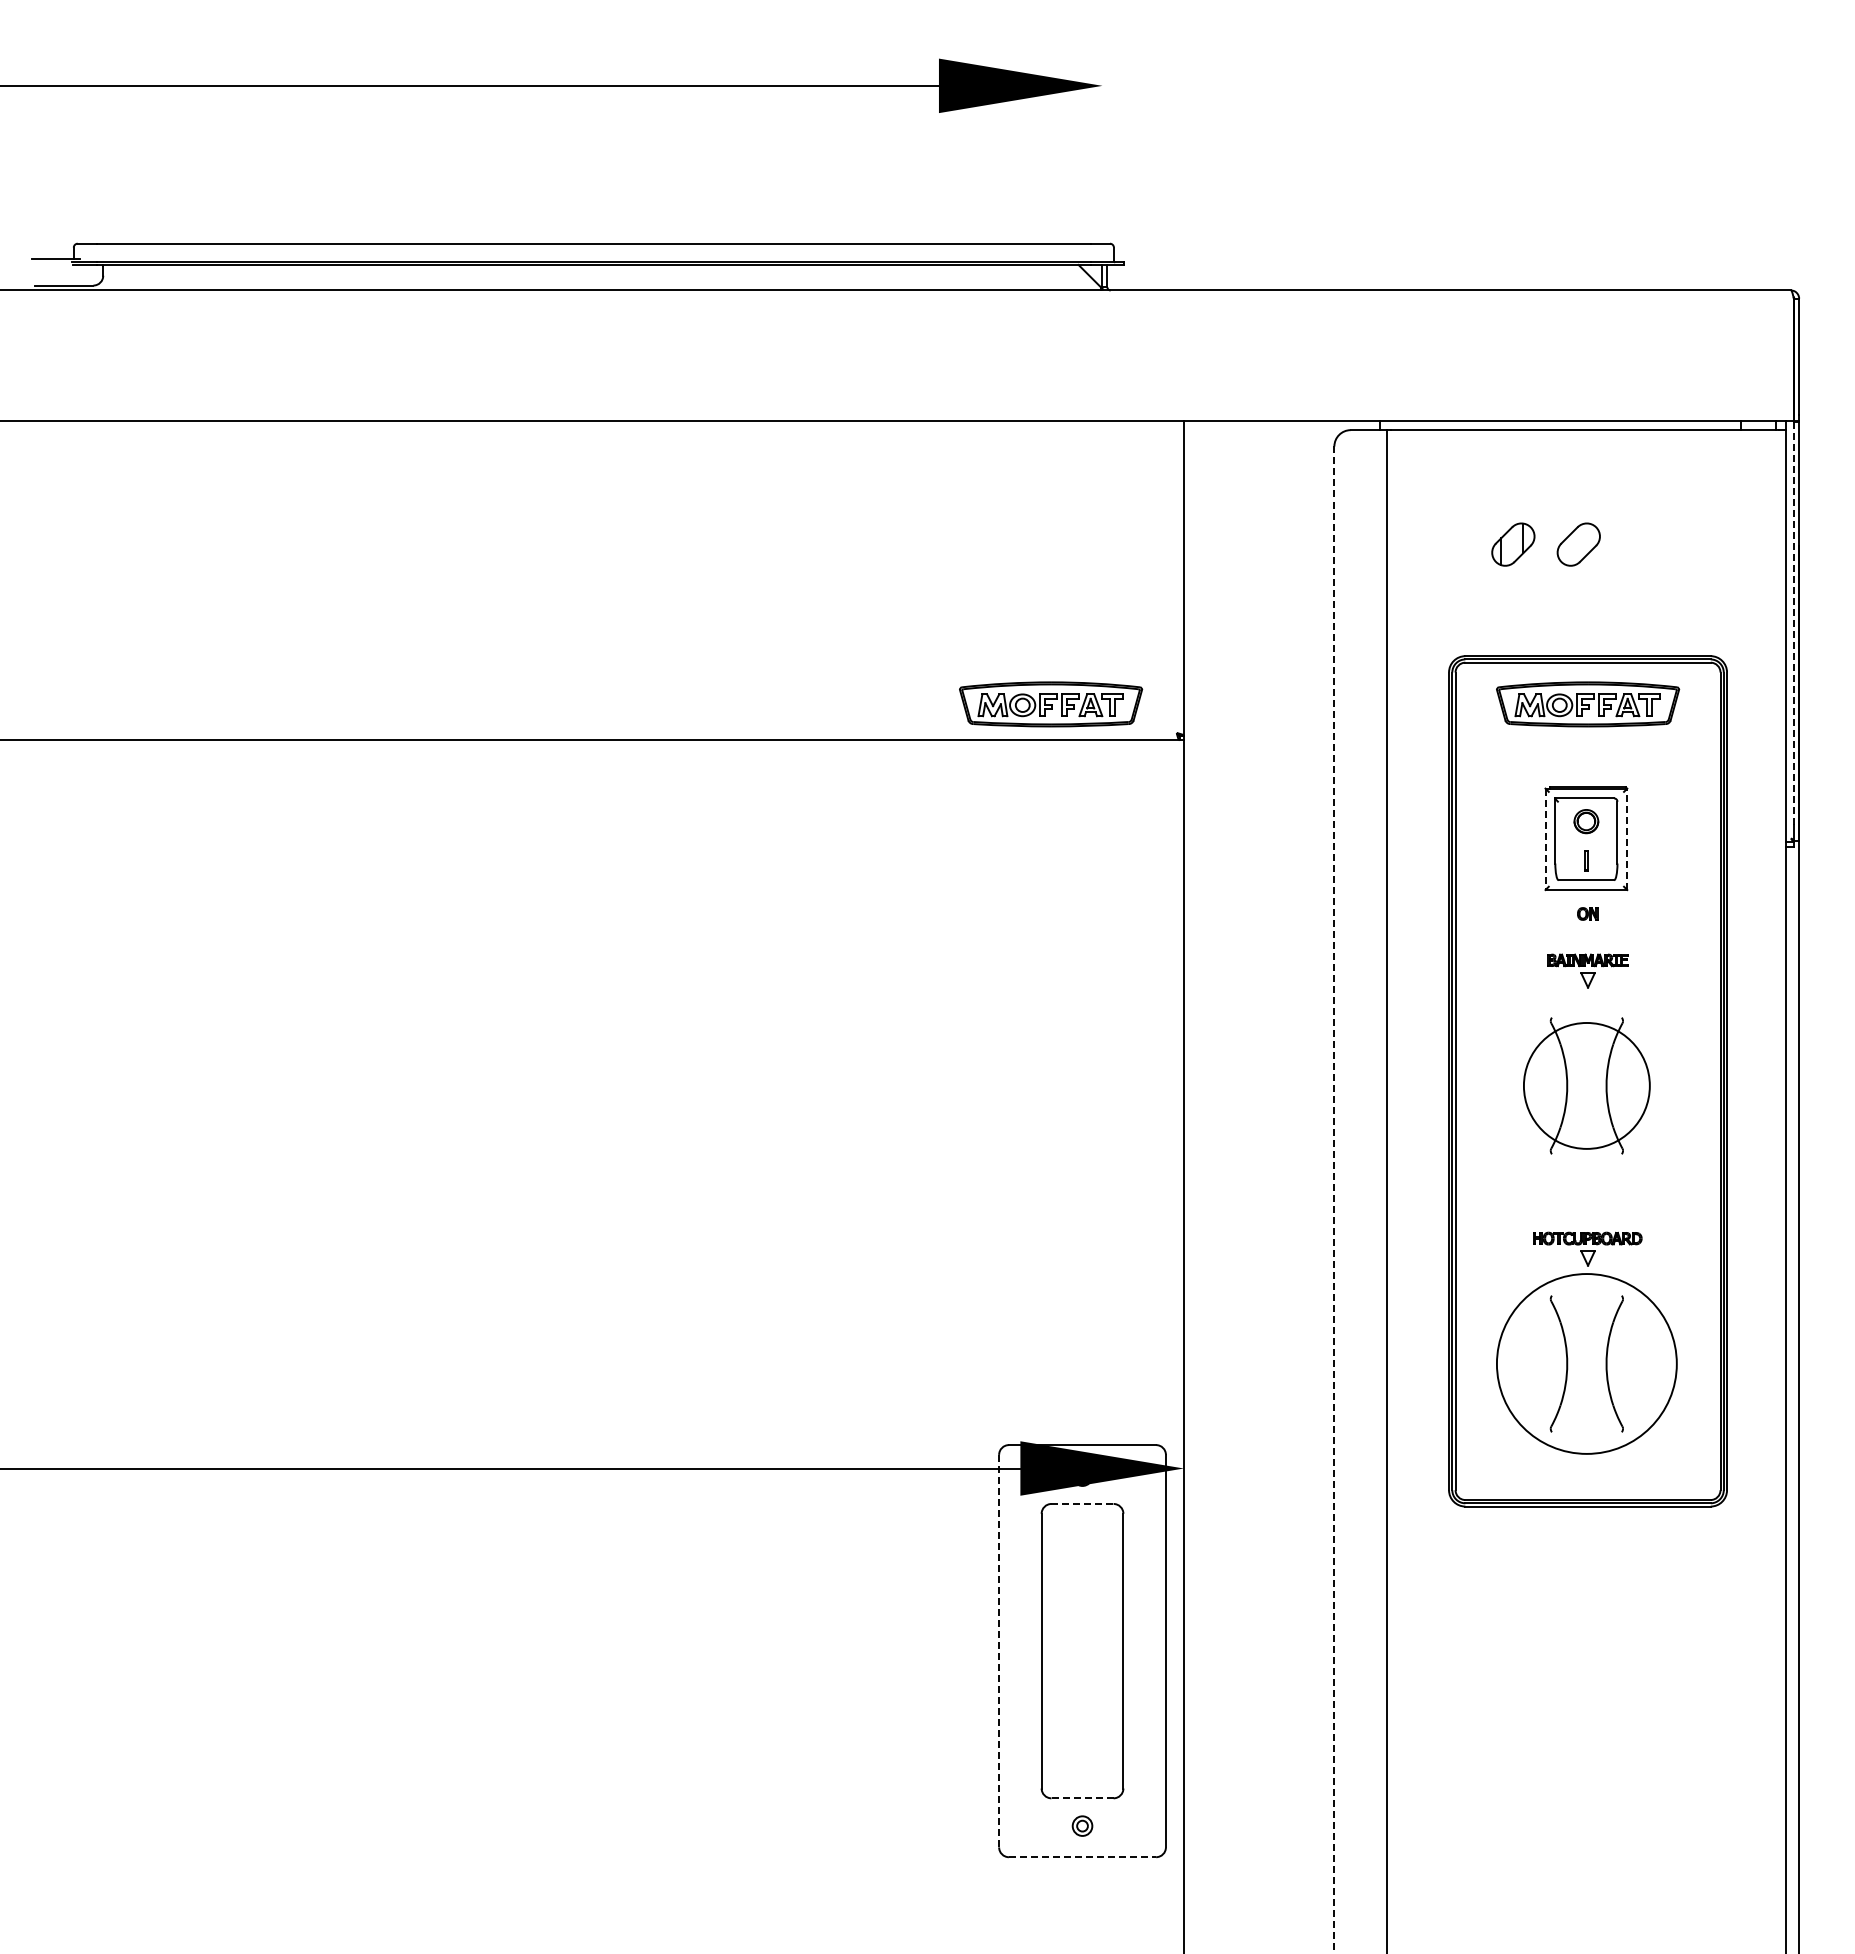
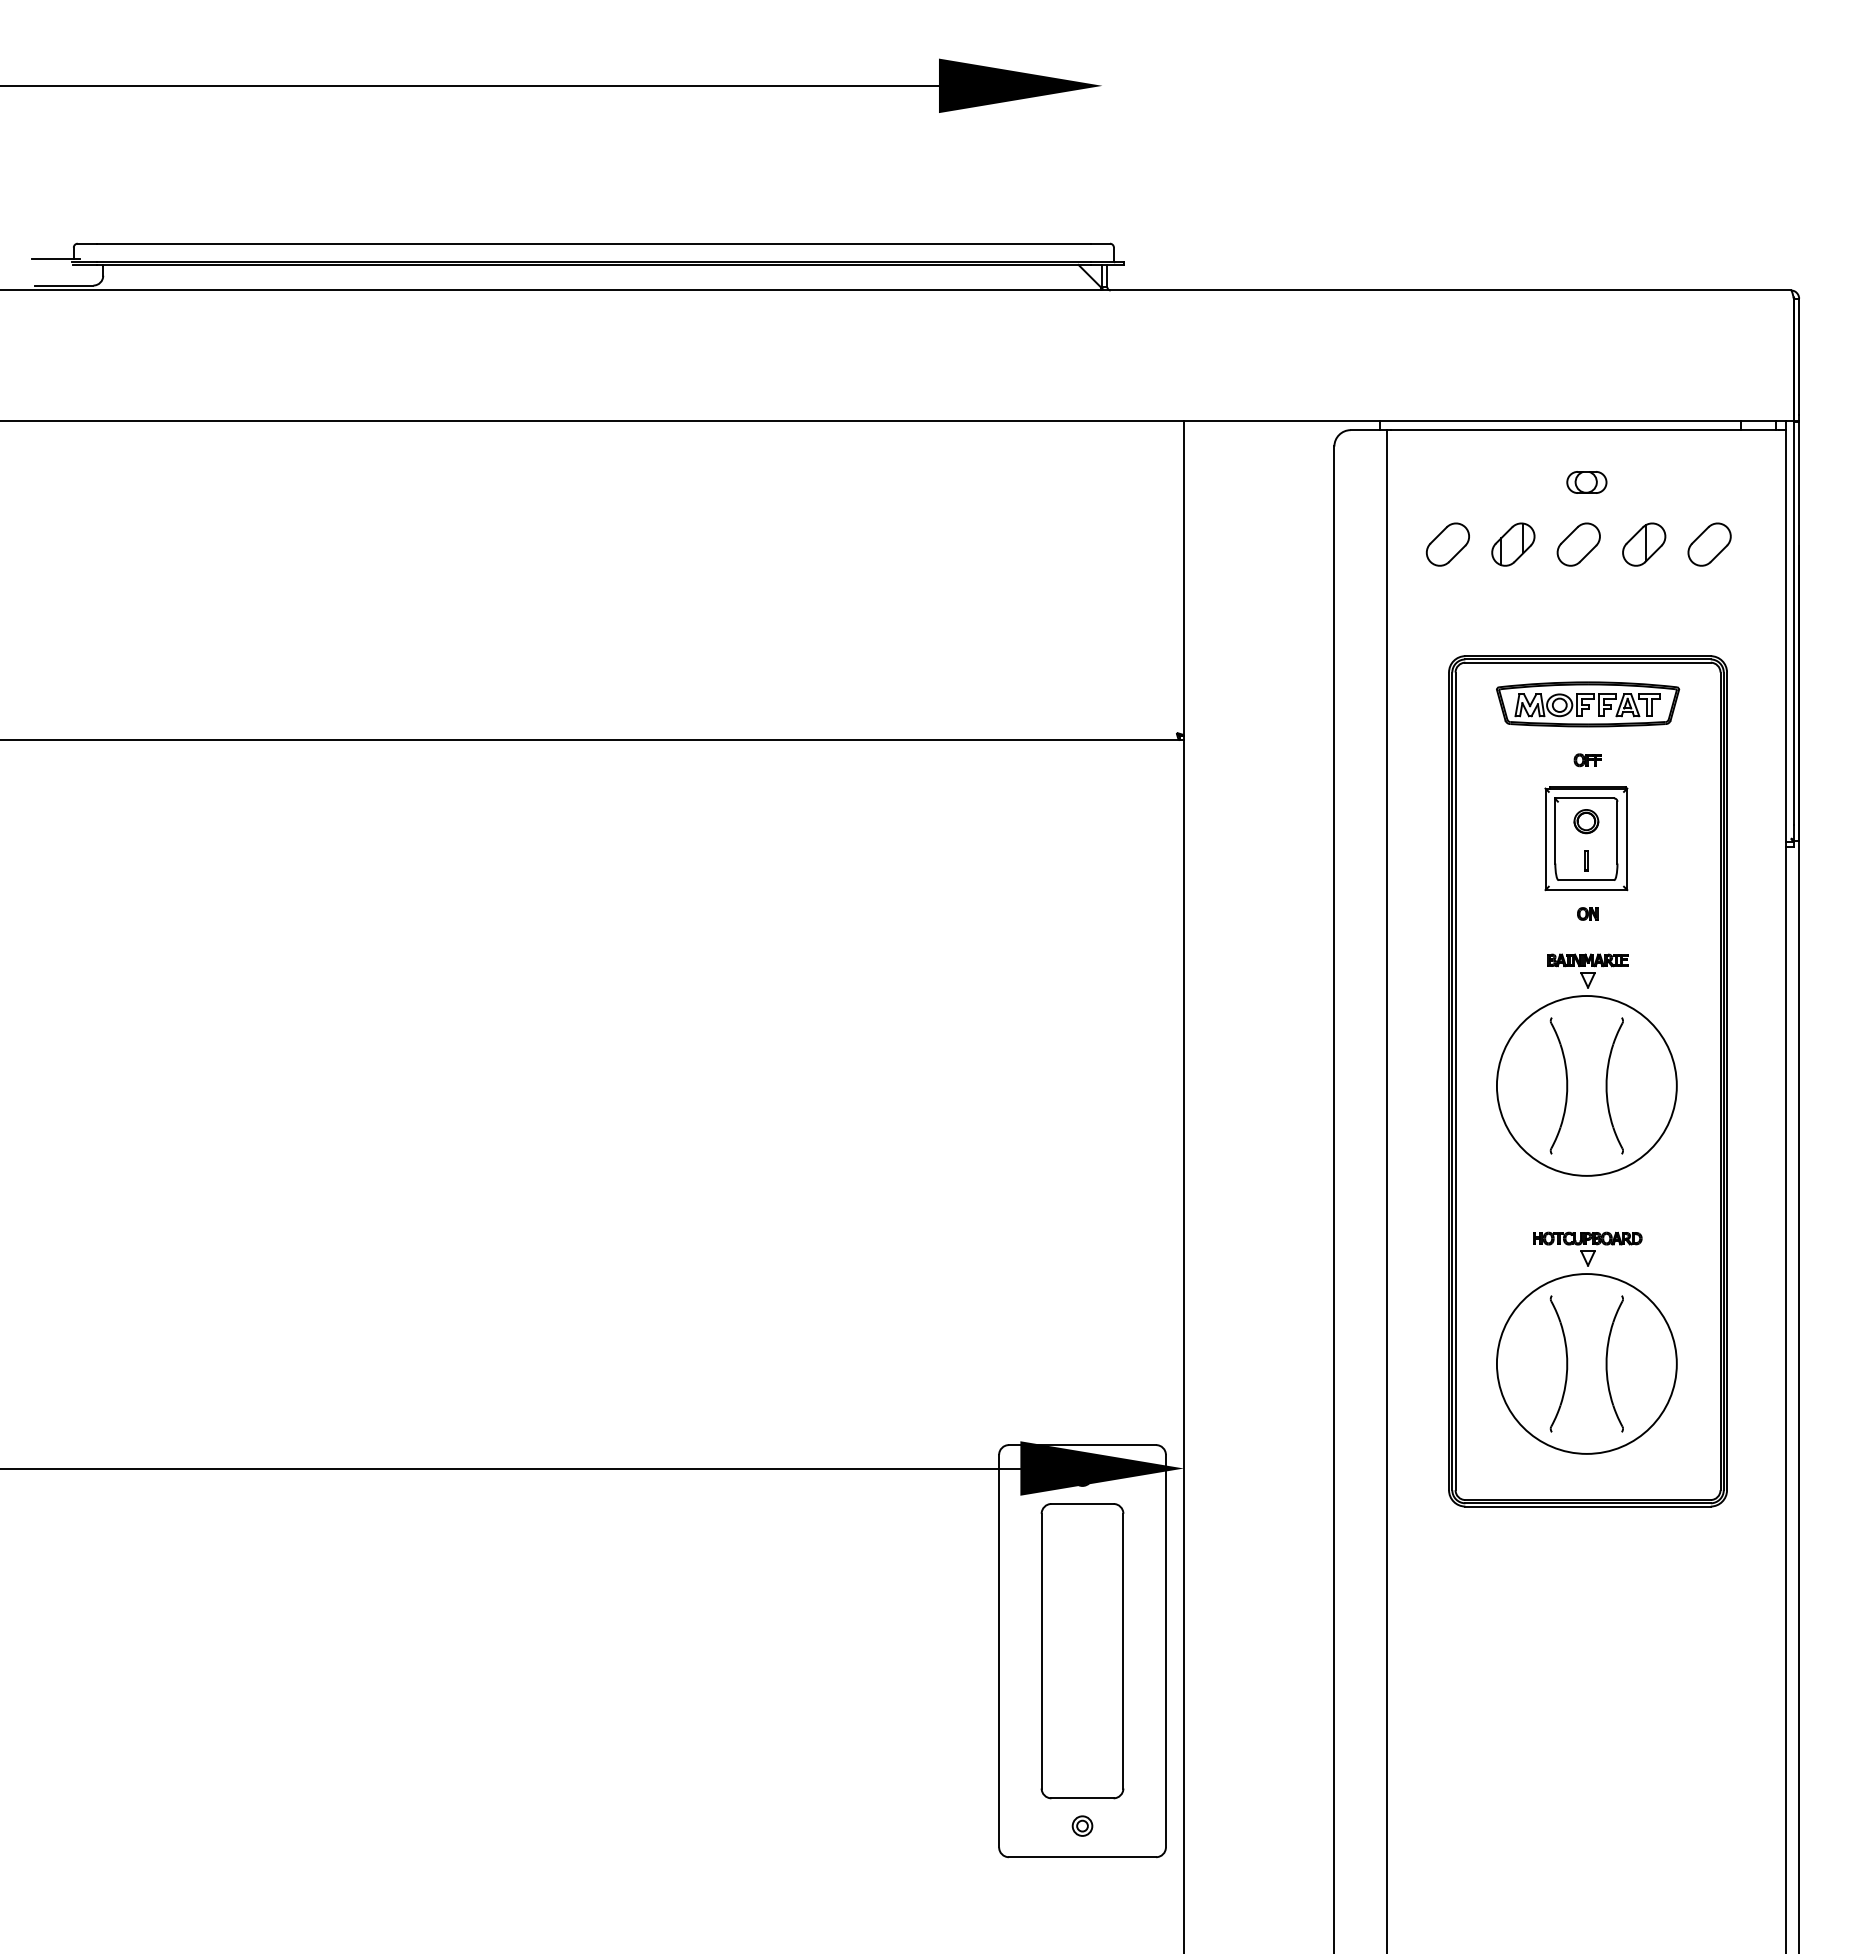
part: none -> present (1586, 482)
part: none -> present (1447, 544)
part: none -> present (1644, 544)
part: none -> present (1709, 544)
line: dashed -> solid (1794, 623)
part: present -> none (1051, 704)
part: none -> present (1587, 760)
line: dashed -> solid (1545, 839)
line: dashed -> solid (1627, 839)
circle diameter: 126 px -> 180 px (1586, 1085)
line: dashed -> solid (1334, 1200)
line: dashed -> solid (1083, 1503)
line: dashed -> solid (999, 1651)
line: dashed -> solid (1082, 1798)
line: dashed -> solid (1082, 1857)
